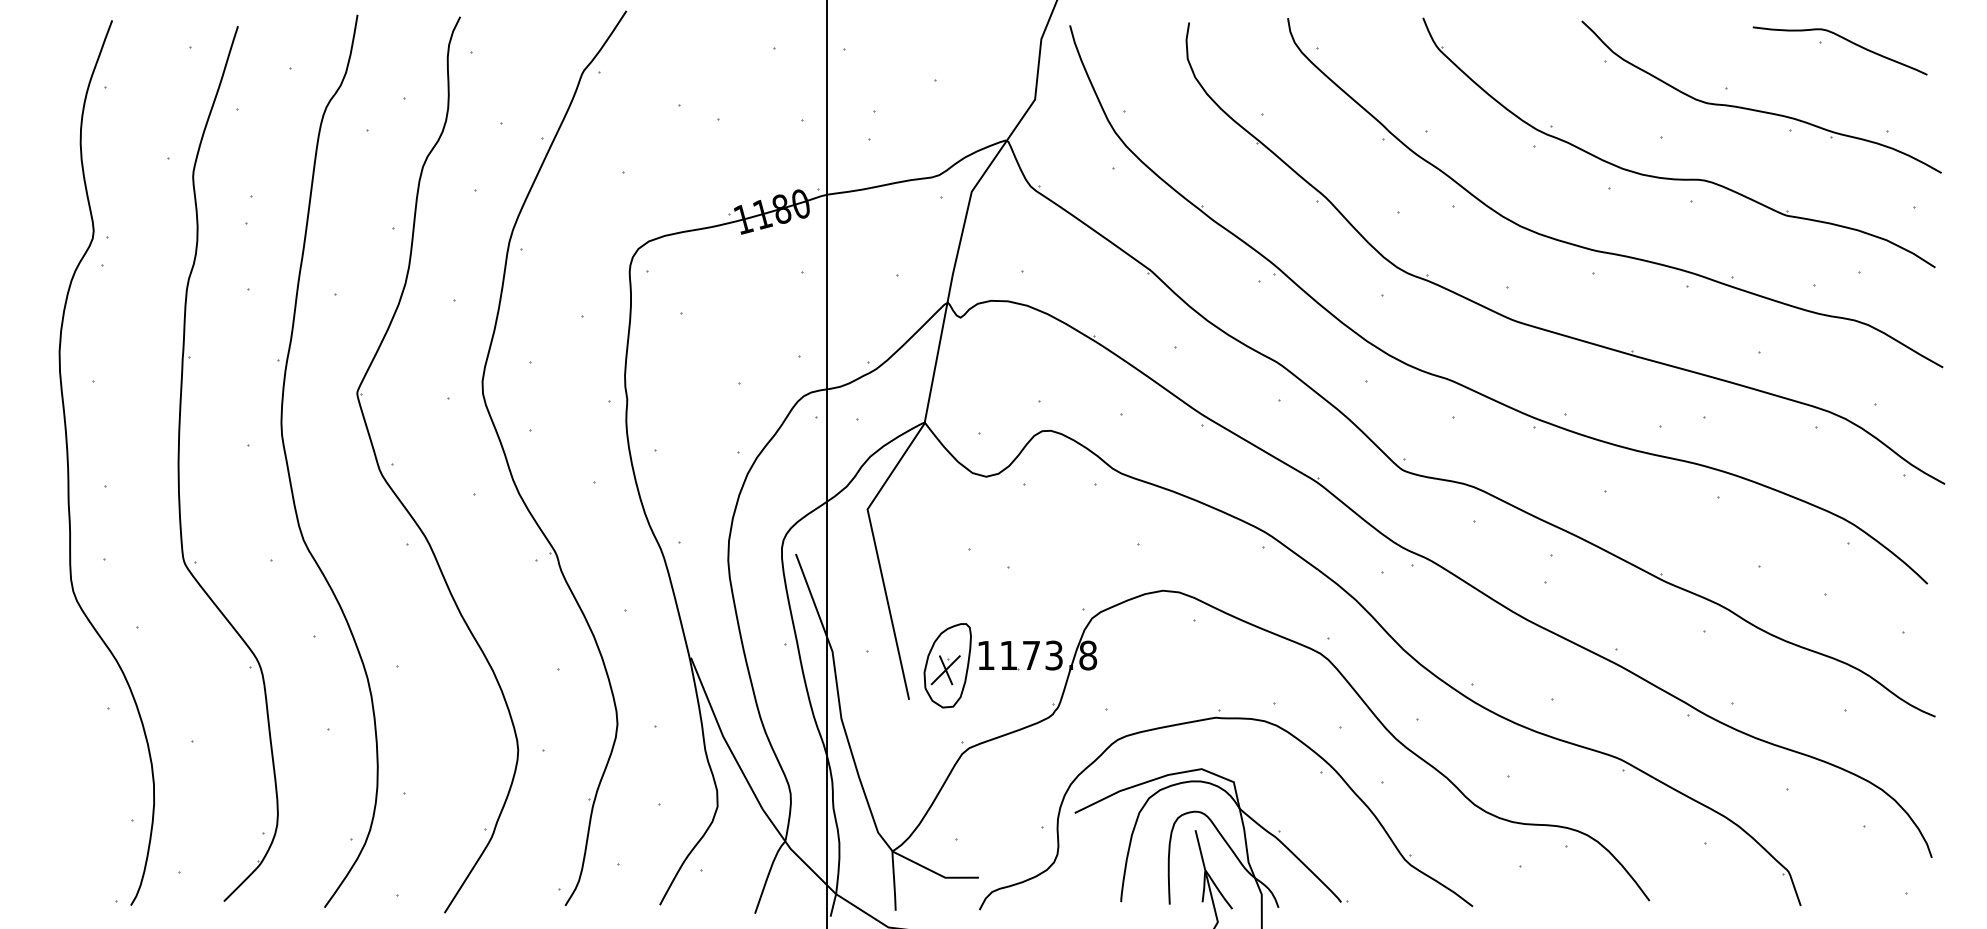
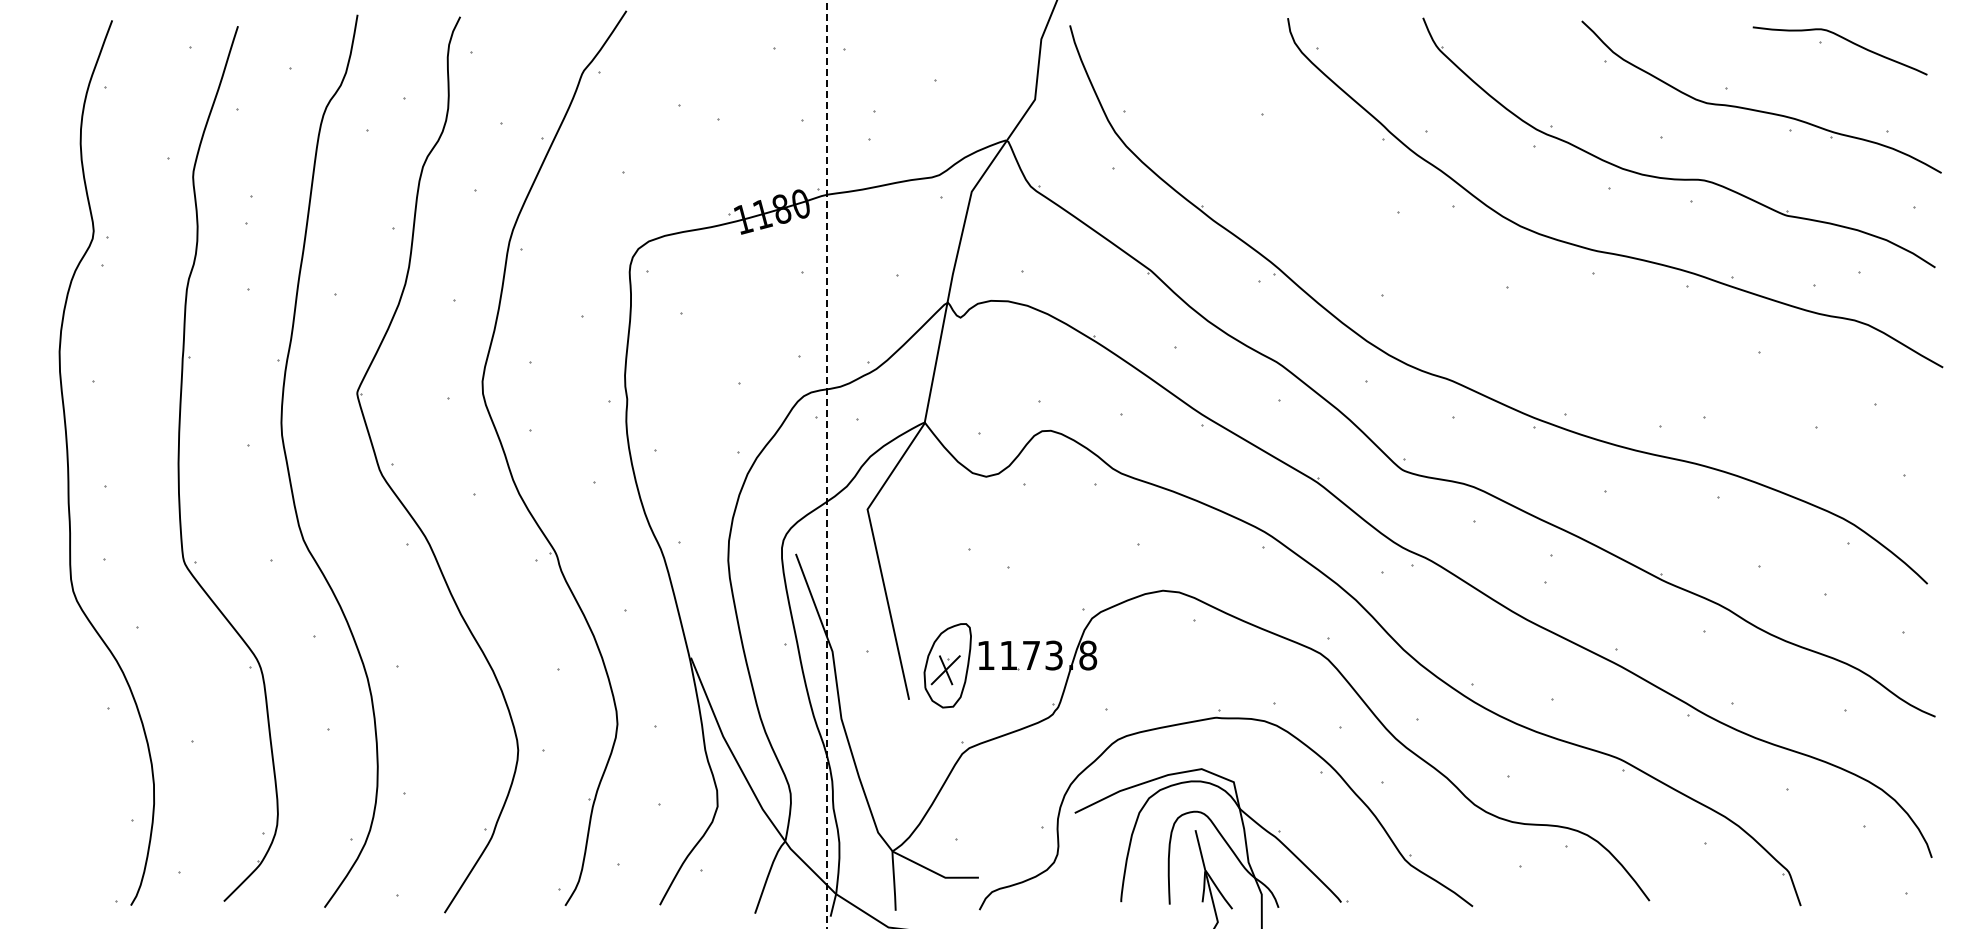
part: present -> none (1544, 328)
line: solid -> dashed (826, 464)
